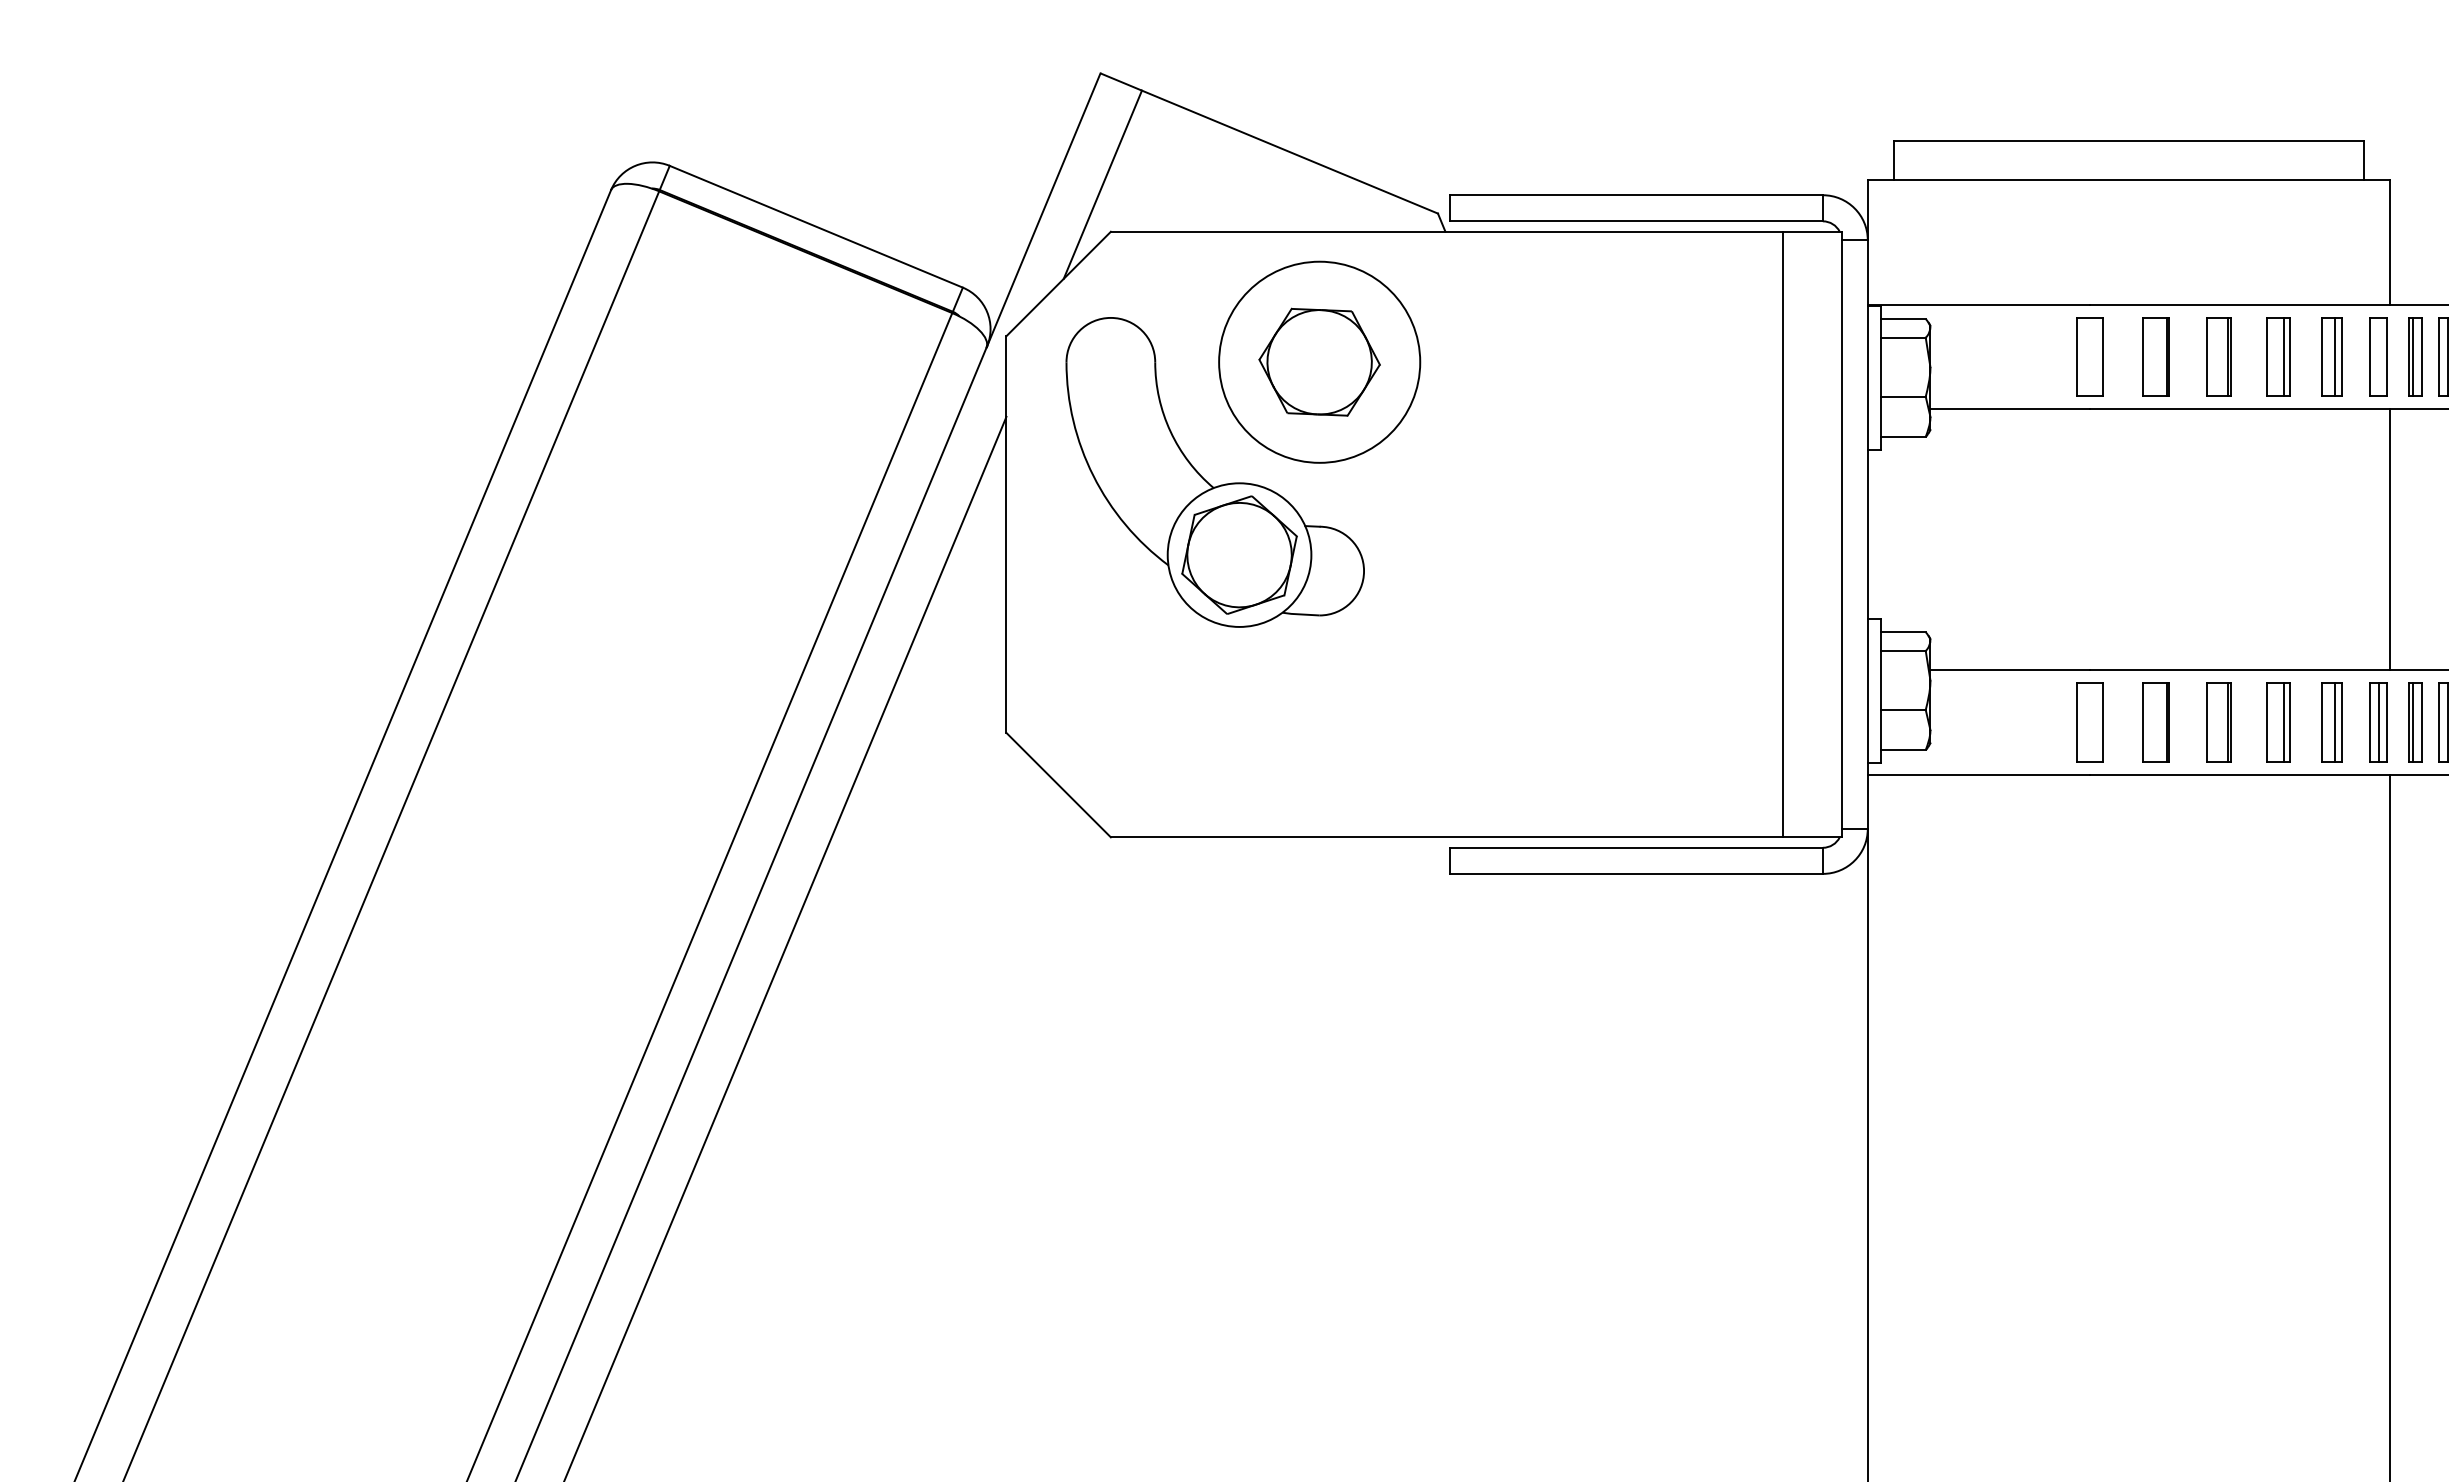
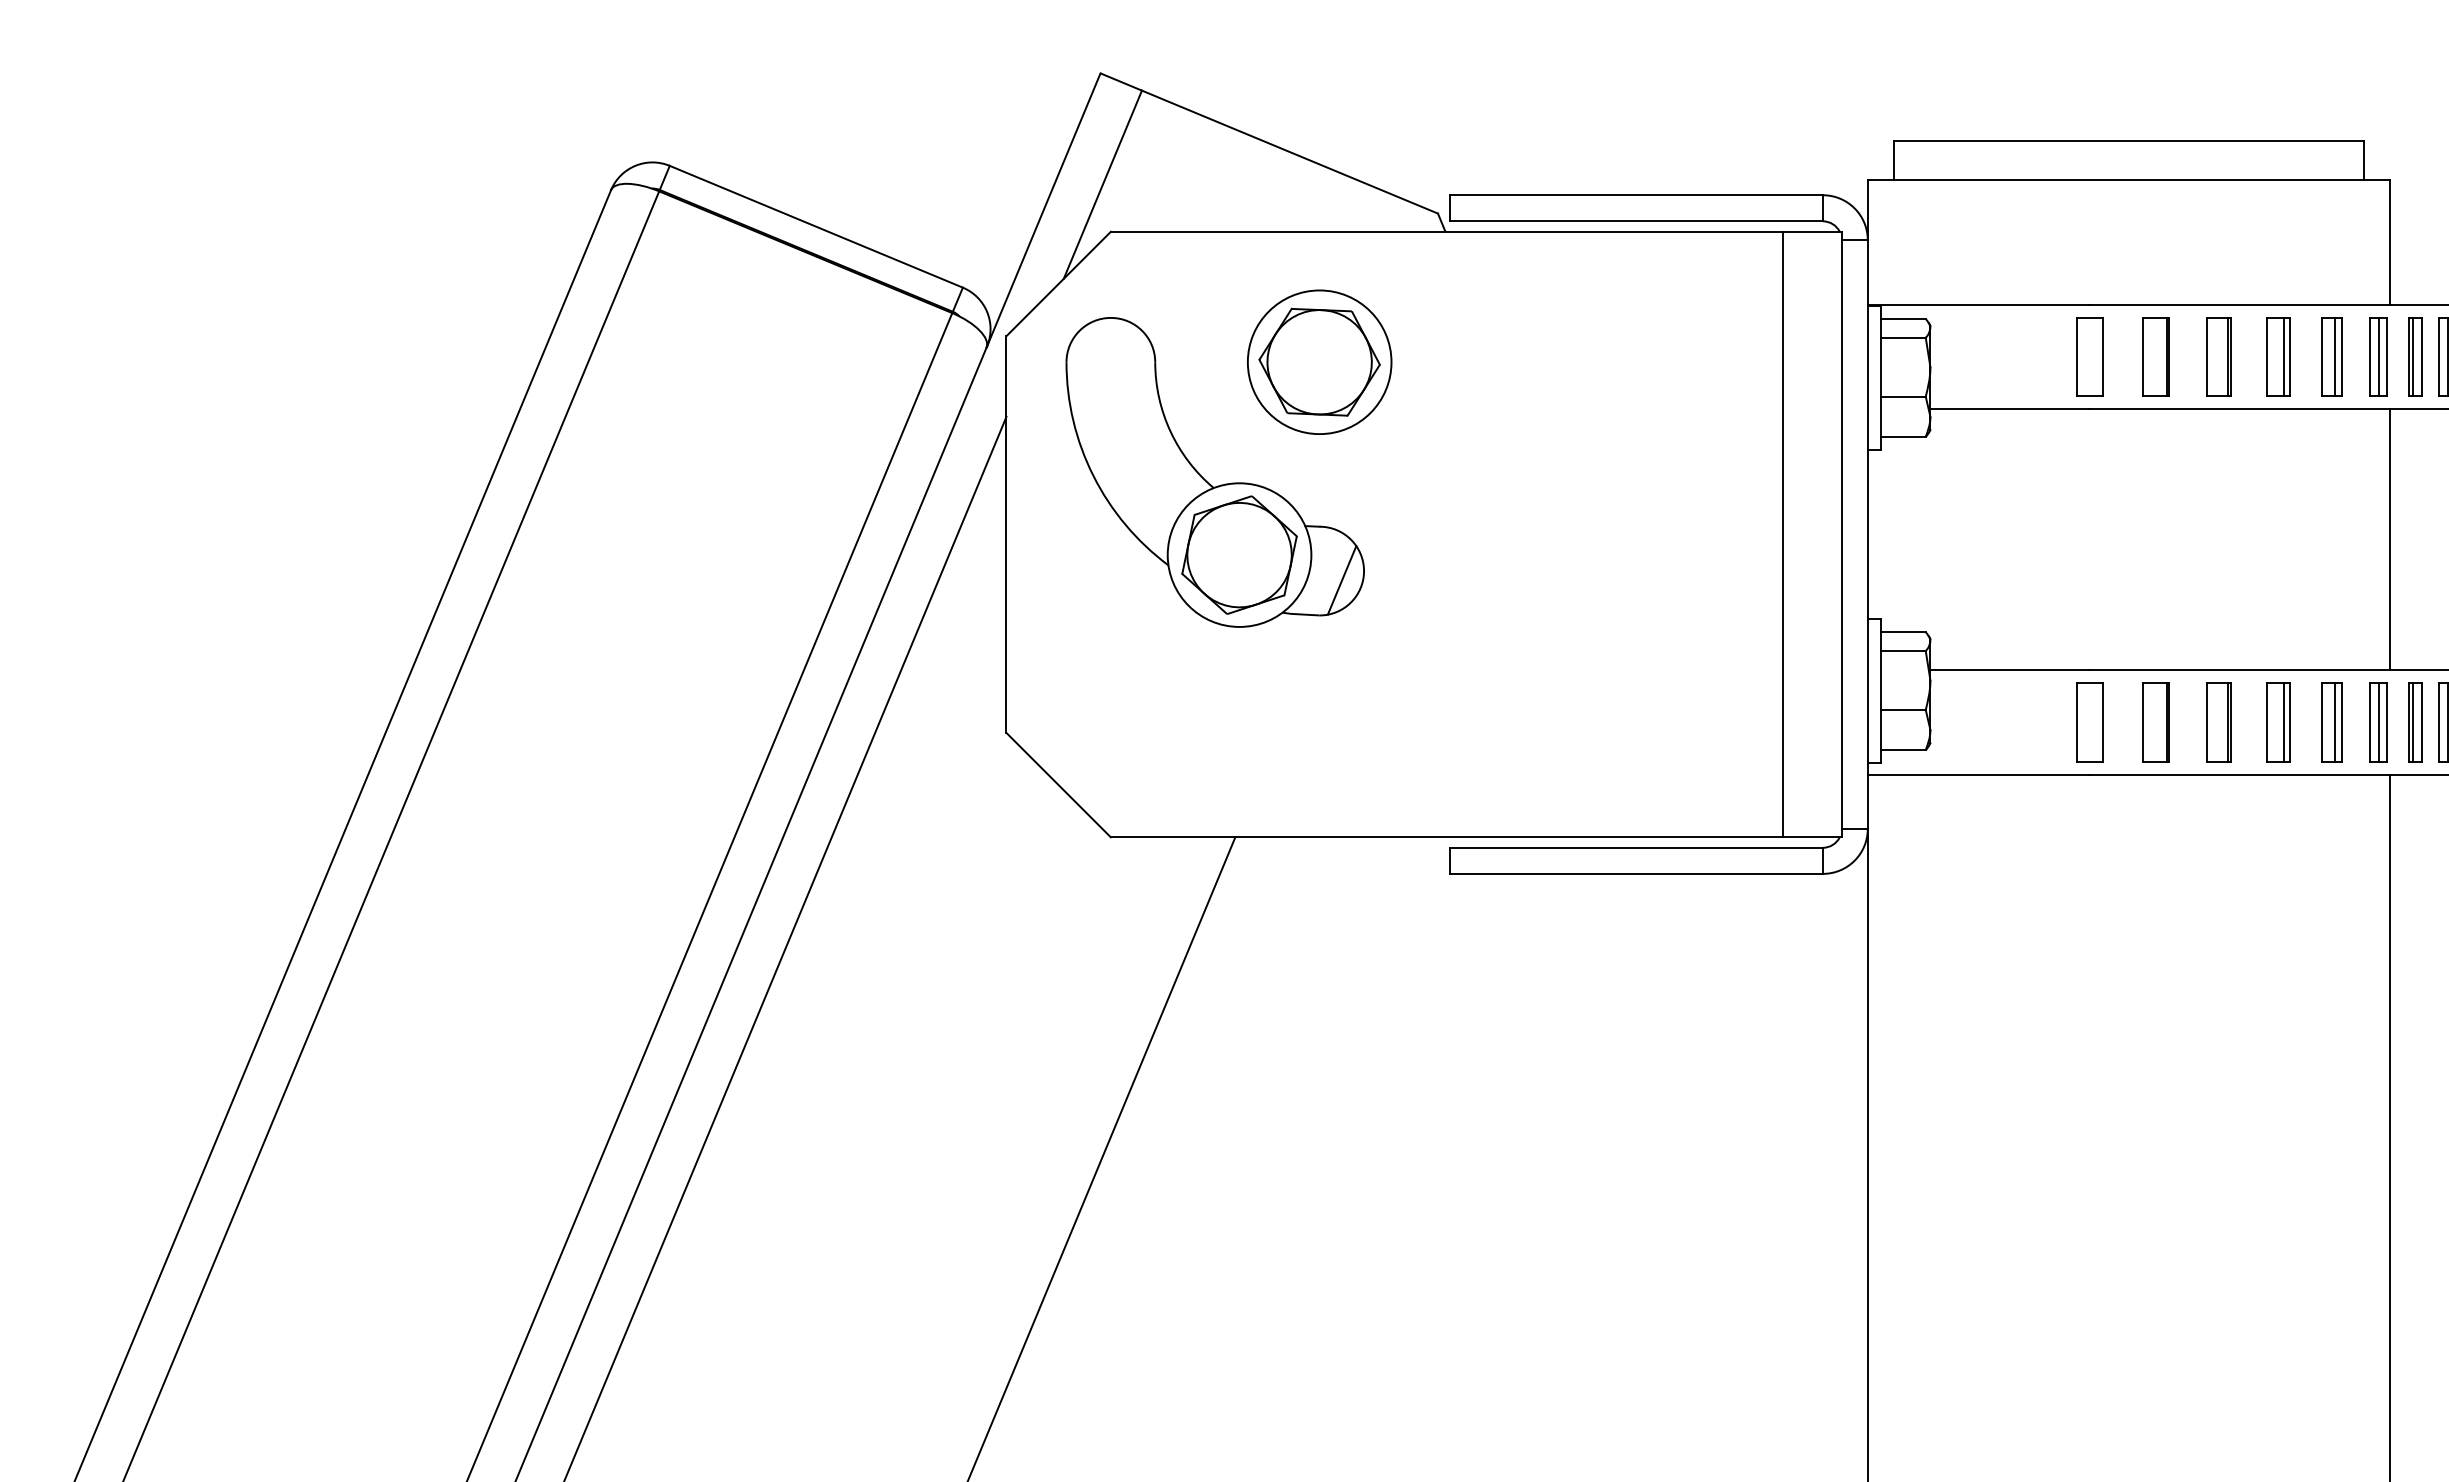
line: none -> present (2378, 356)
circle diameter: 201 px -> 144 px (1319, 362)
line: none -> present (1341, 580)
line: none -> present (1102, 1157)
